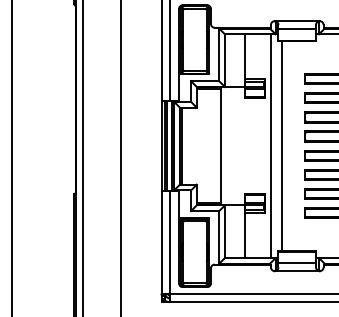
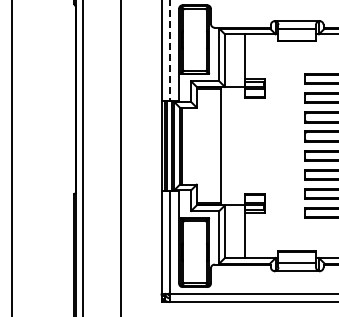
line: solid -> dashed (170, 51)
line: present -> none (271, 145)
line: present -> none (282, 146)
